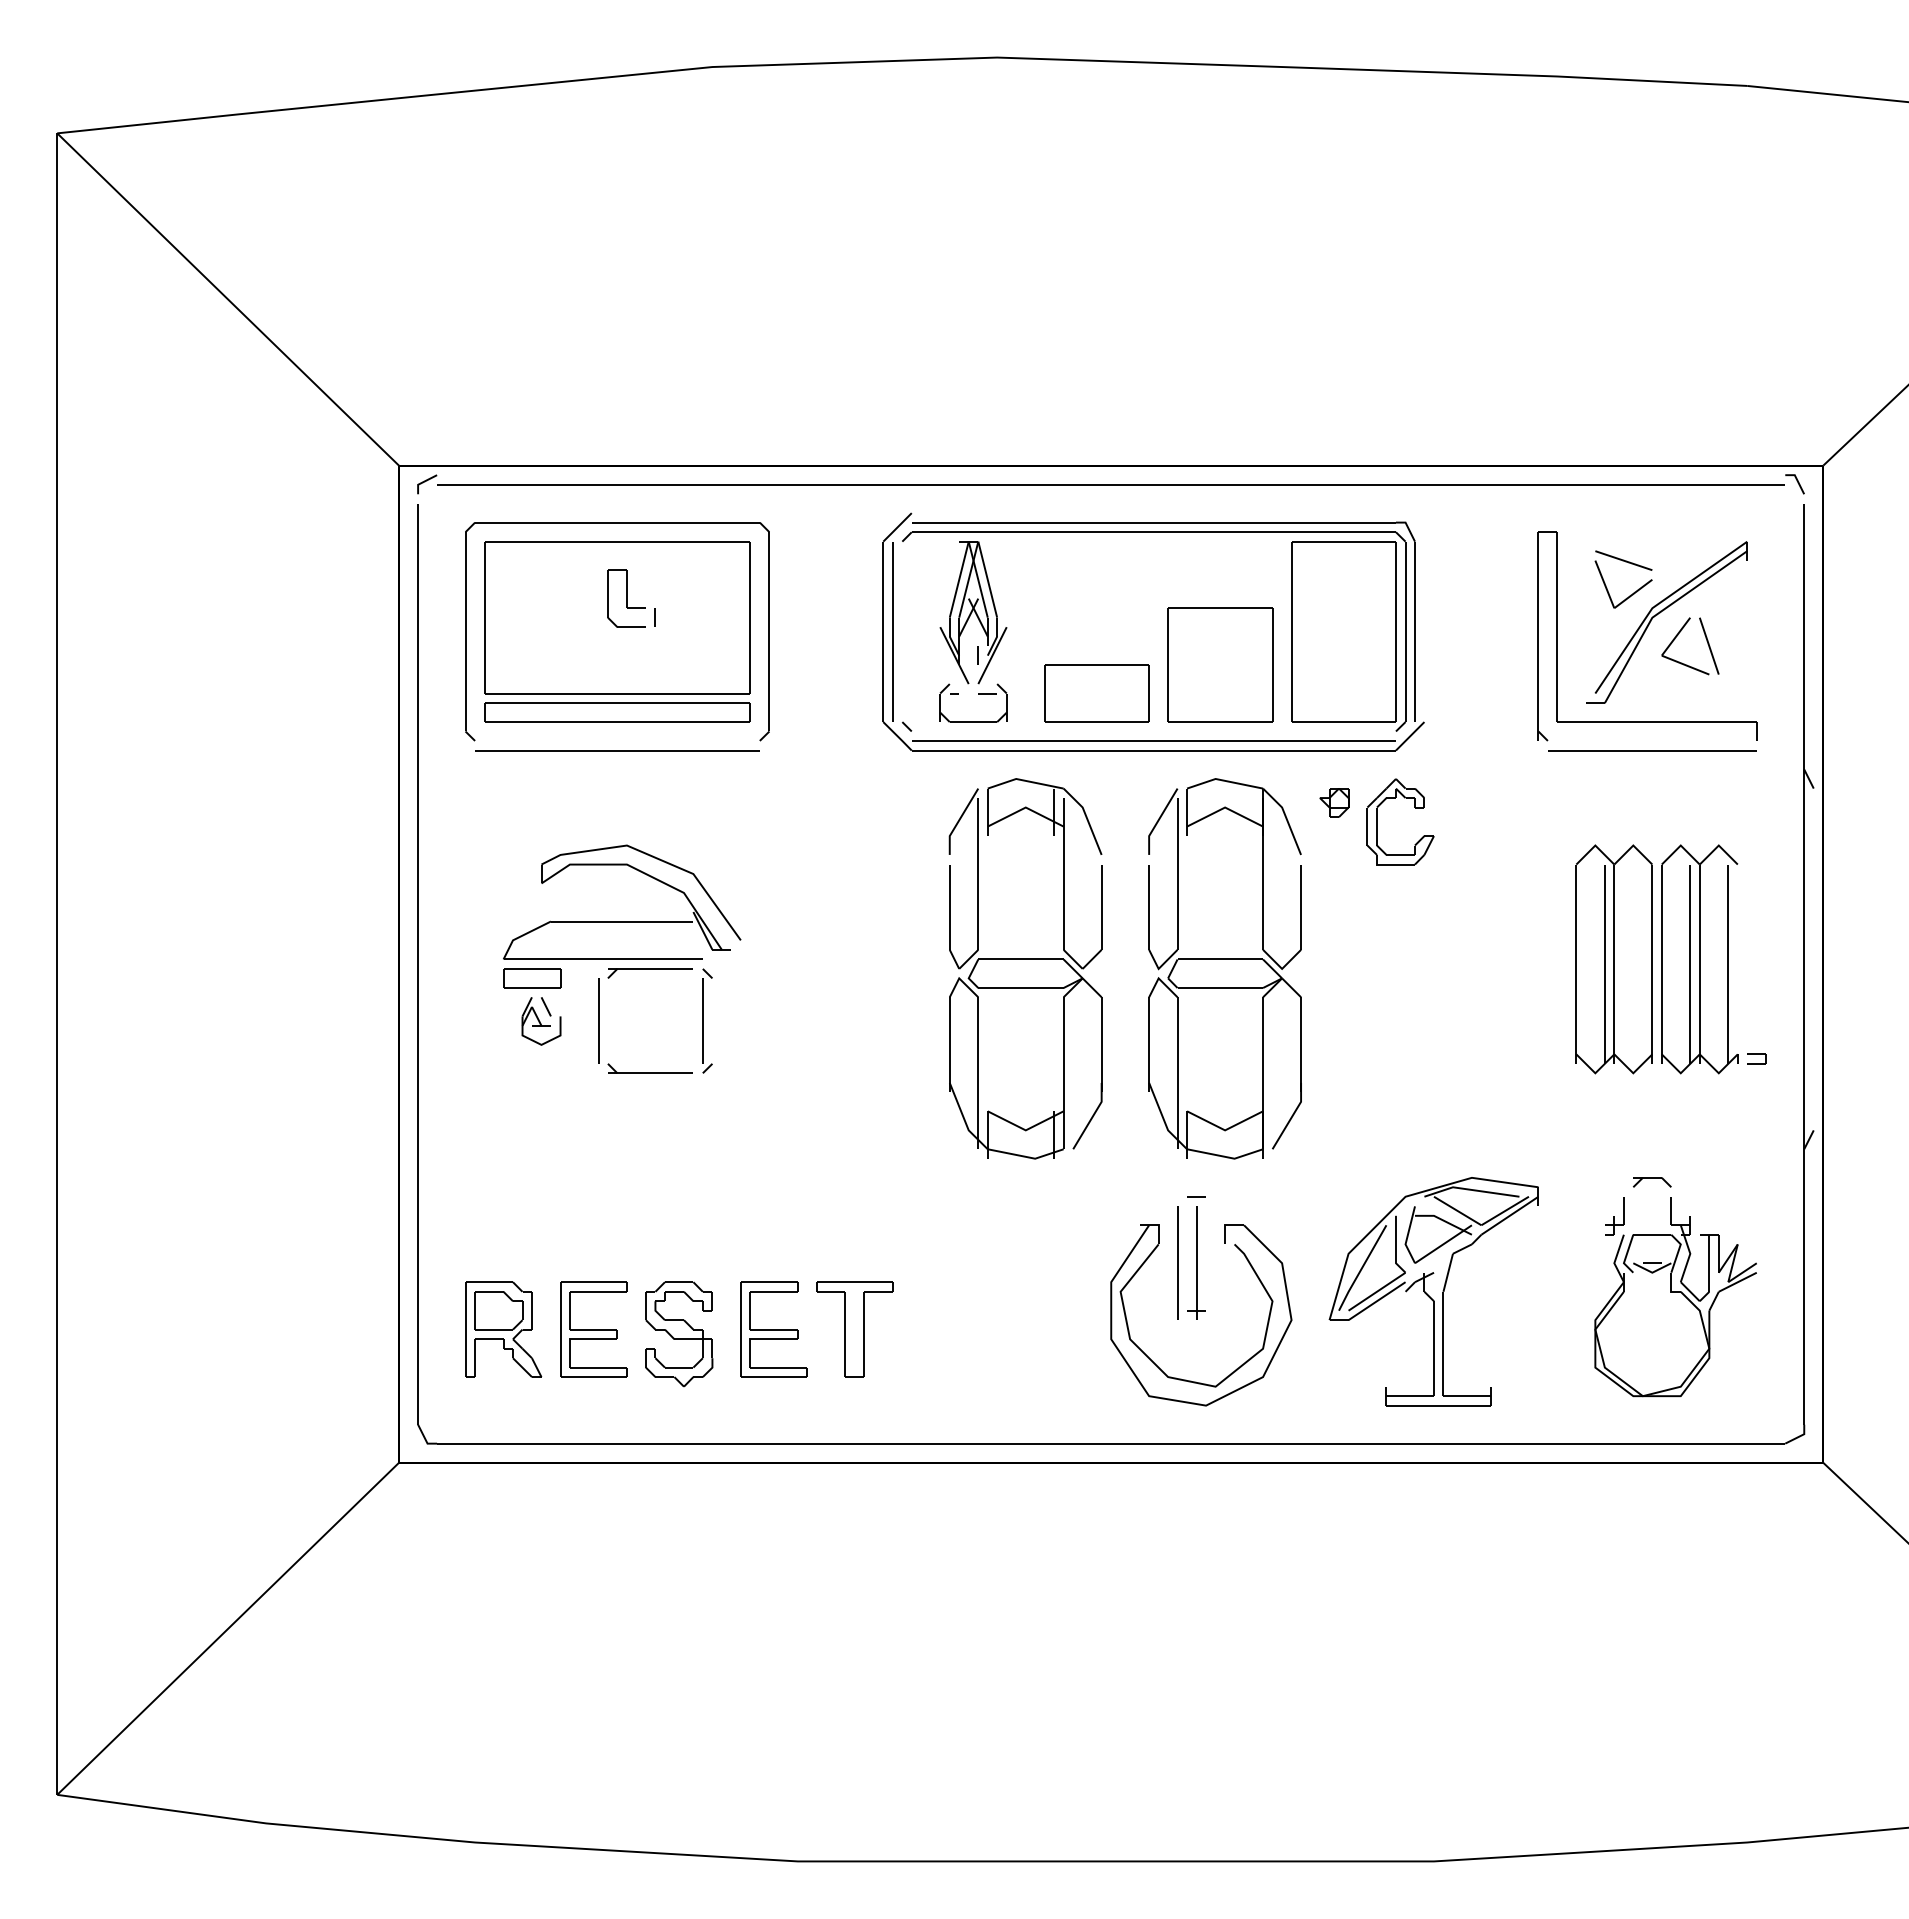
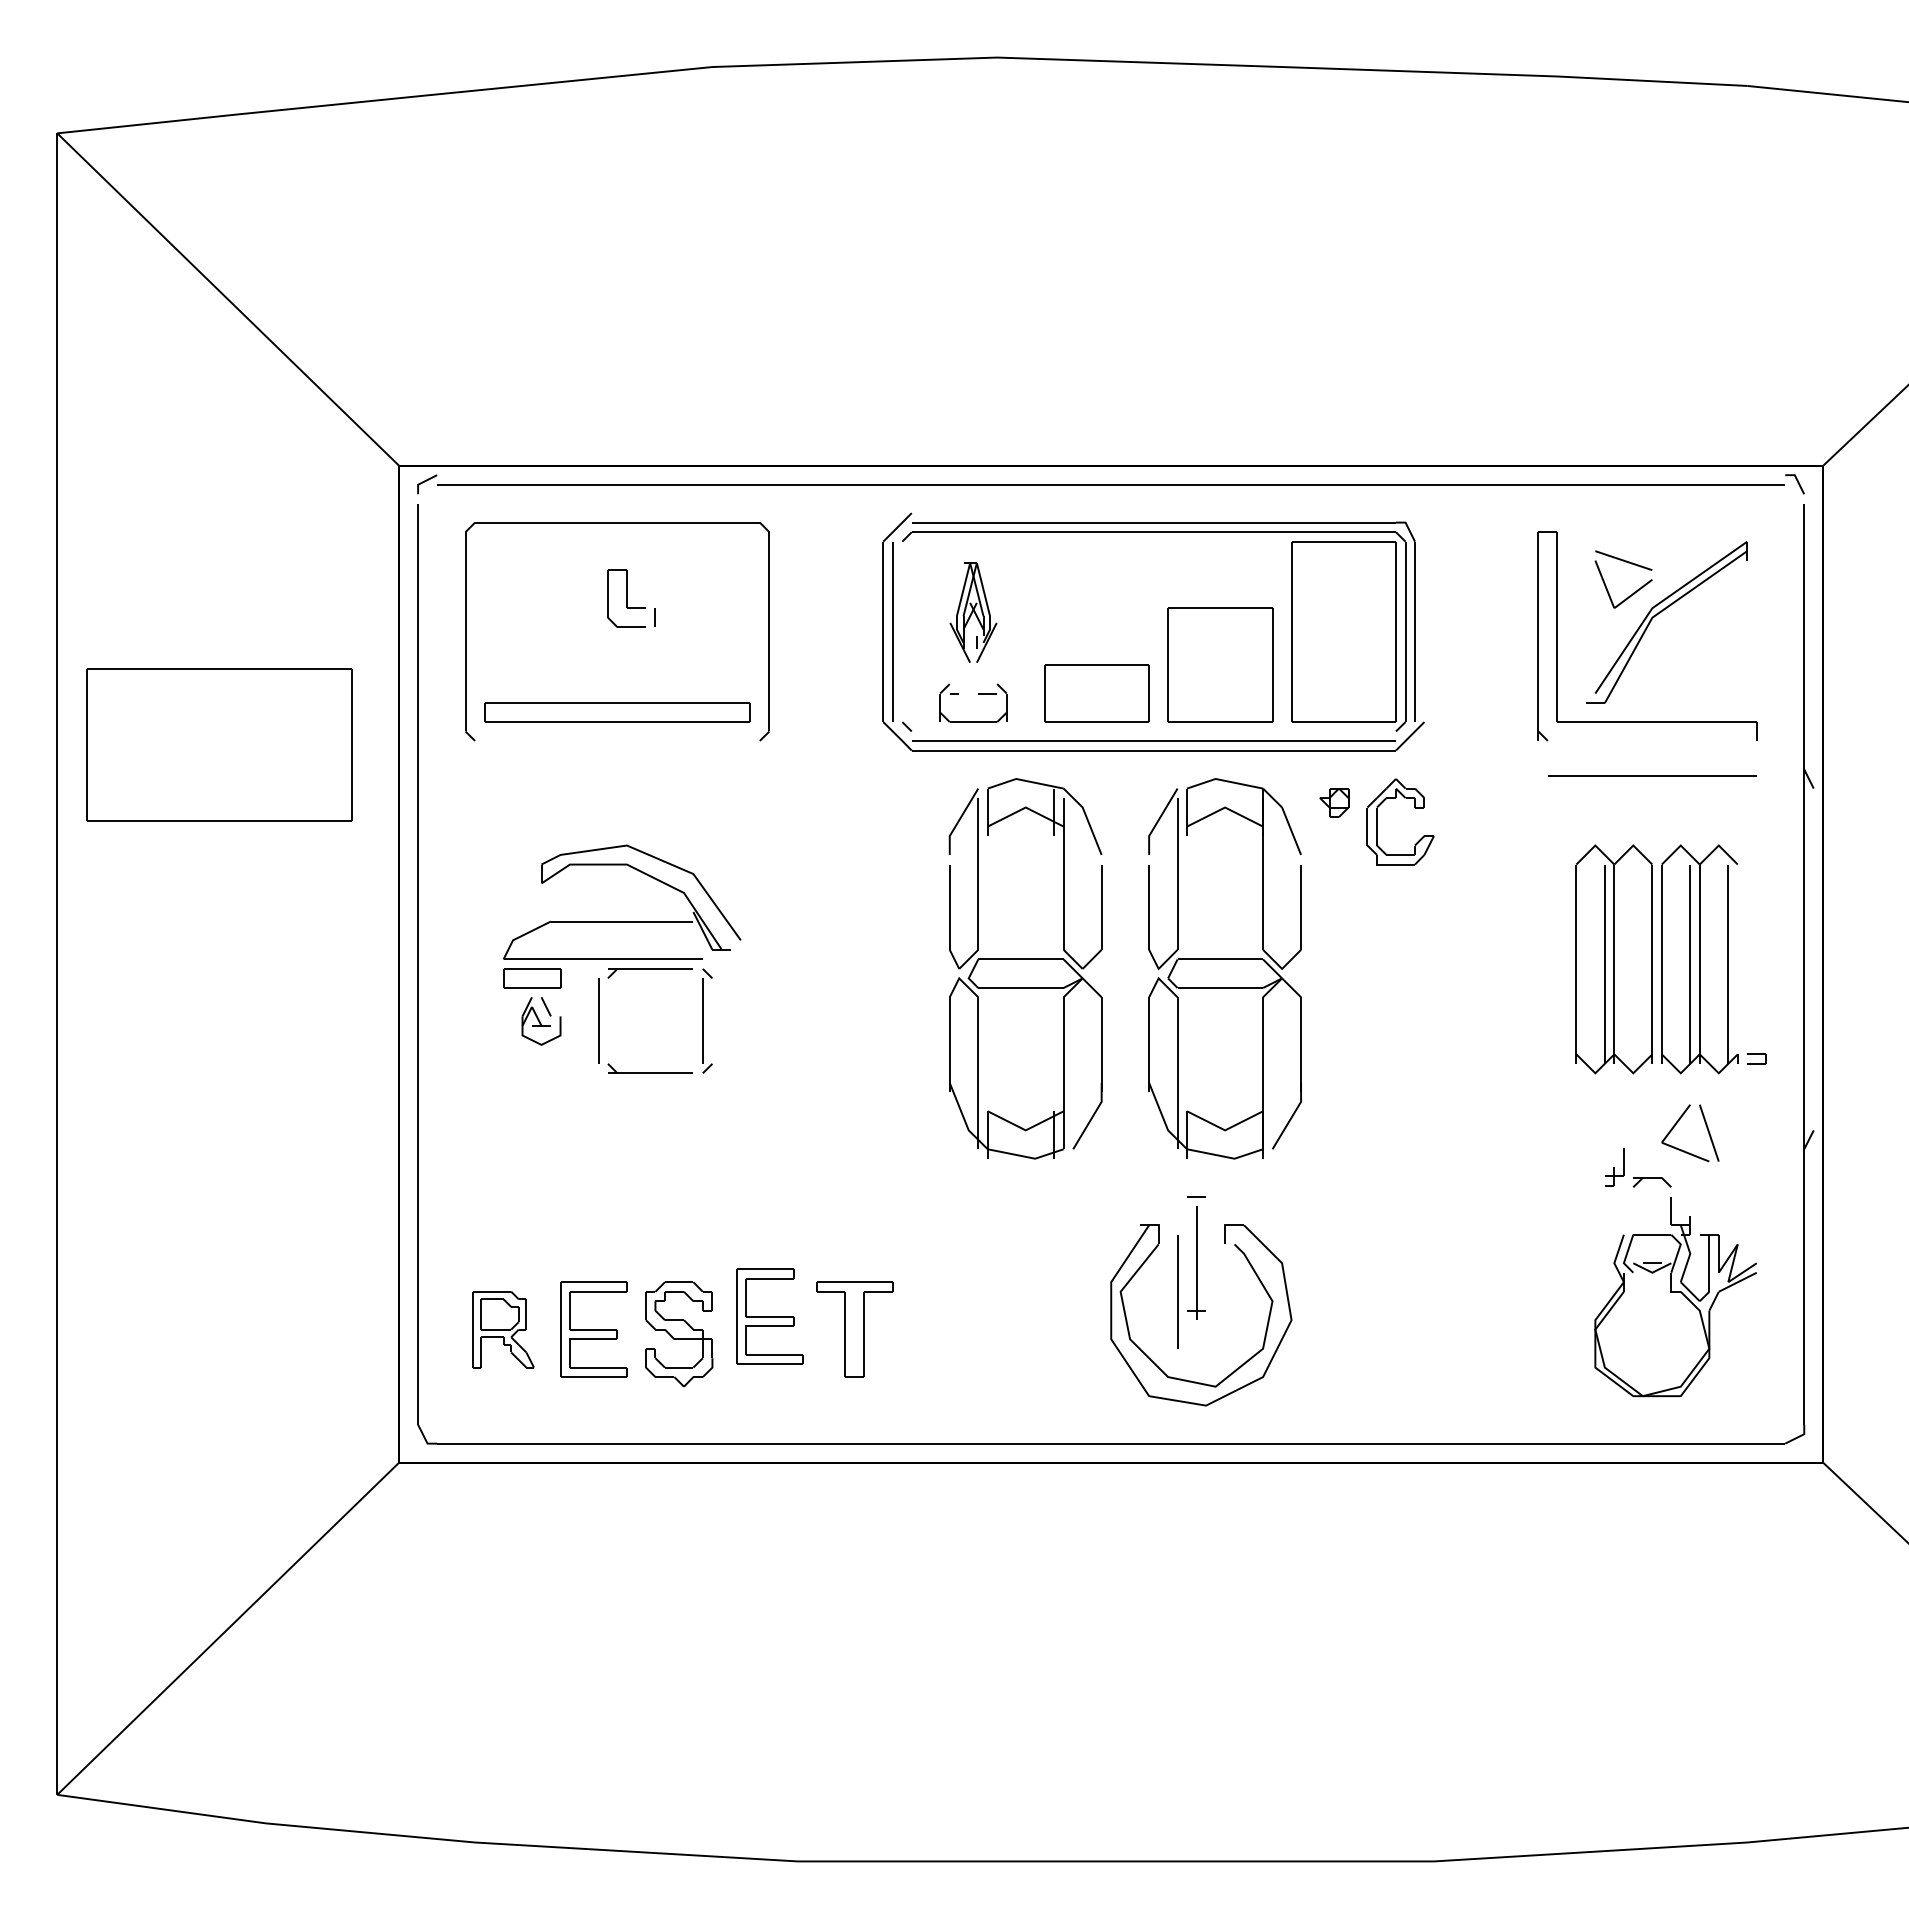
part size: 69x144 px -> 49x101 px (973, 612)
part position: (617, 617) -> (219, 744) (219, 744)
part position: (1678, 635) -> (1678, 1122) (1678, 1122)
line: present -> none (617, 750)
line position: (1652, 750) -> (1652, 775) (1652, 775)
part position: (1614, 1216) -> (1614, 1167) (1614, 1167)
line position: (1177, 1262) -> (1177, 1291) (1177, 1291)
part: present -> none (1433, 1291)
part size: 78x97 px -> 63x78 px (503, 1329)
part position: (773, 1329) -> (769, 1316) (769, 1316)
